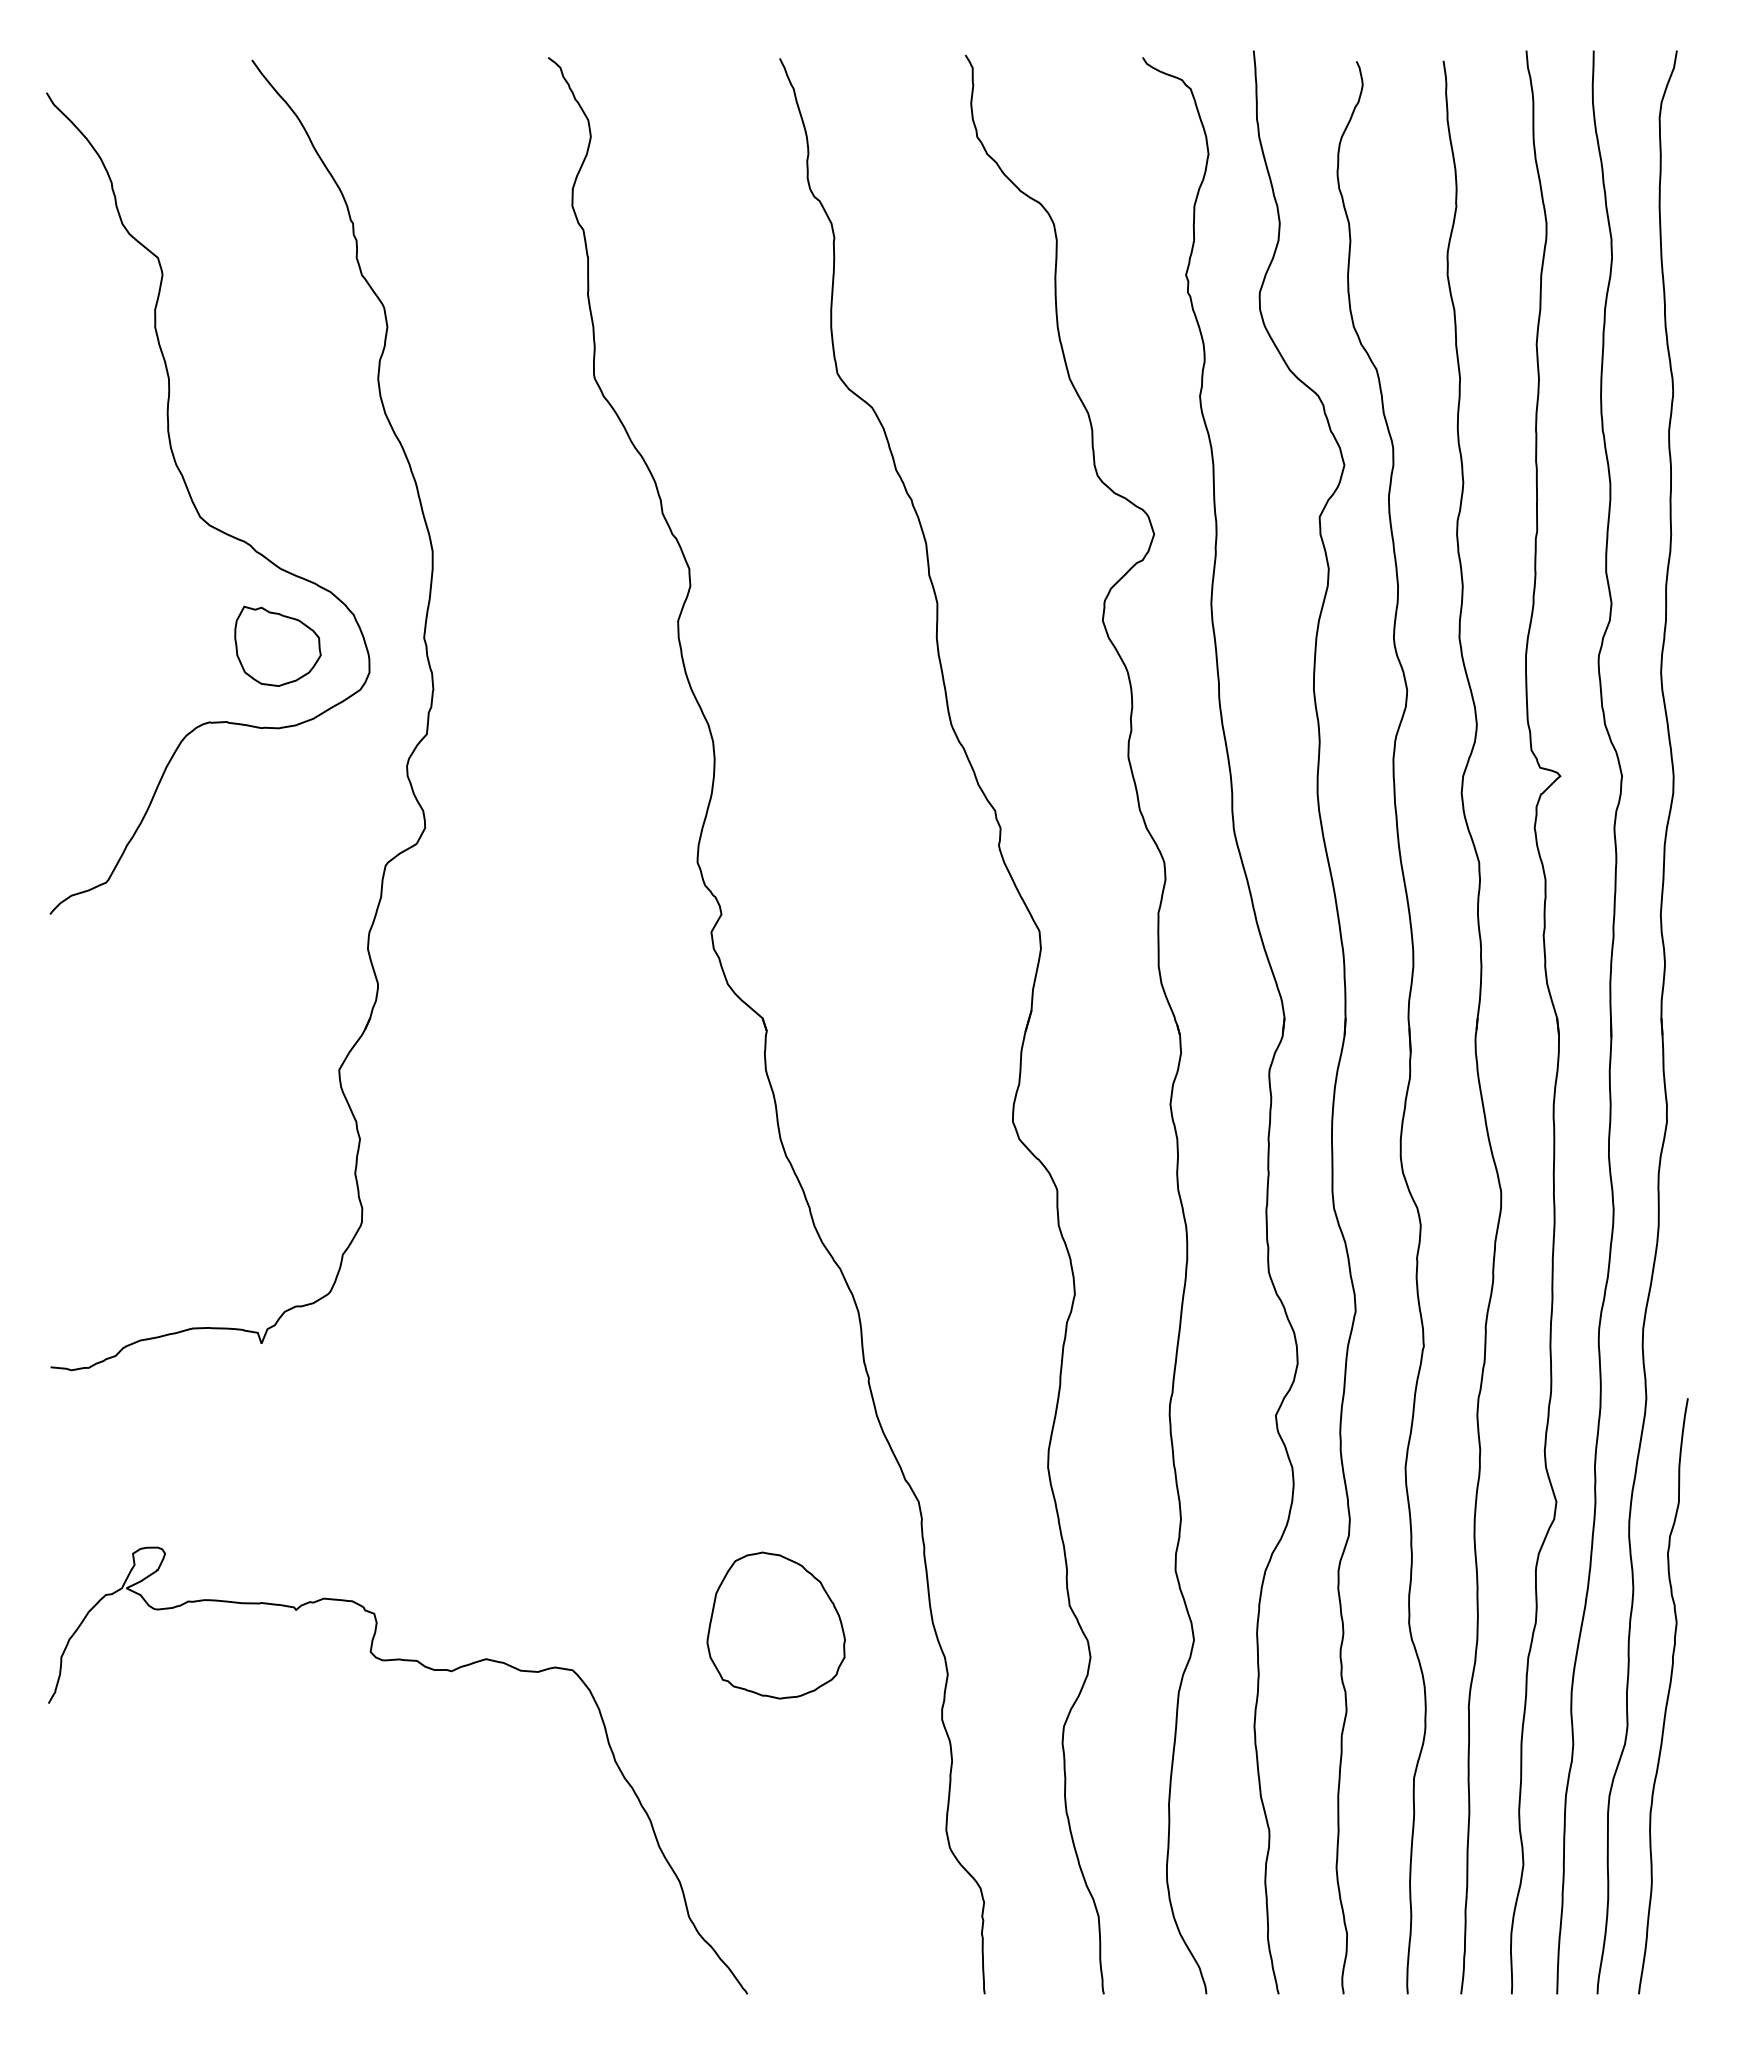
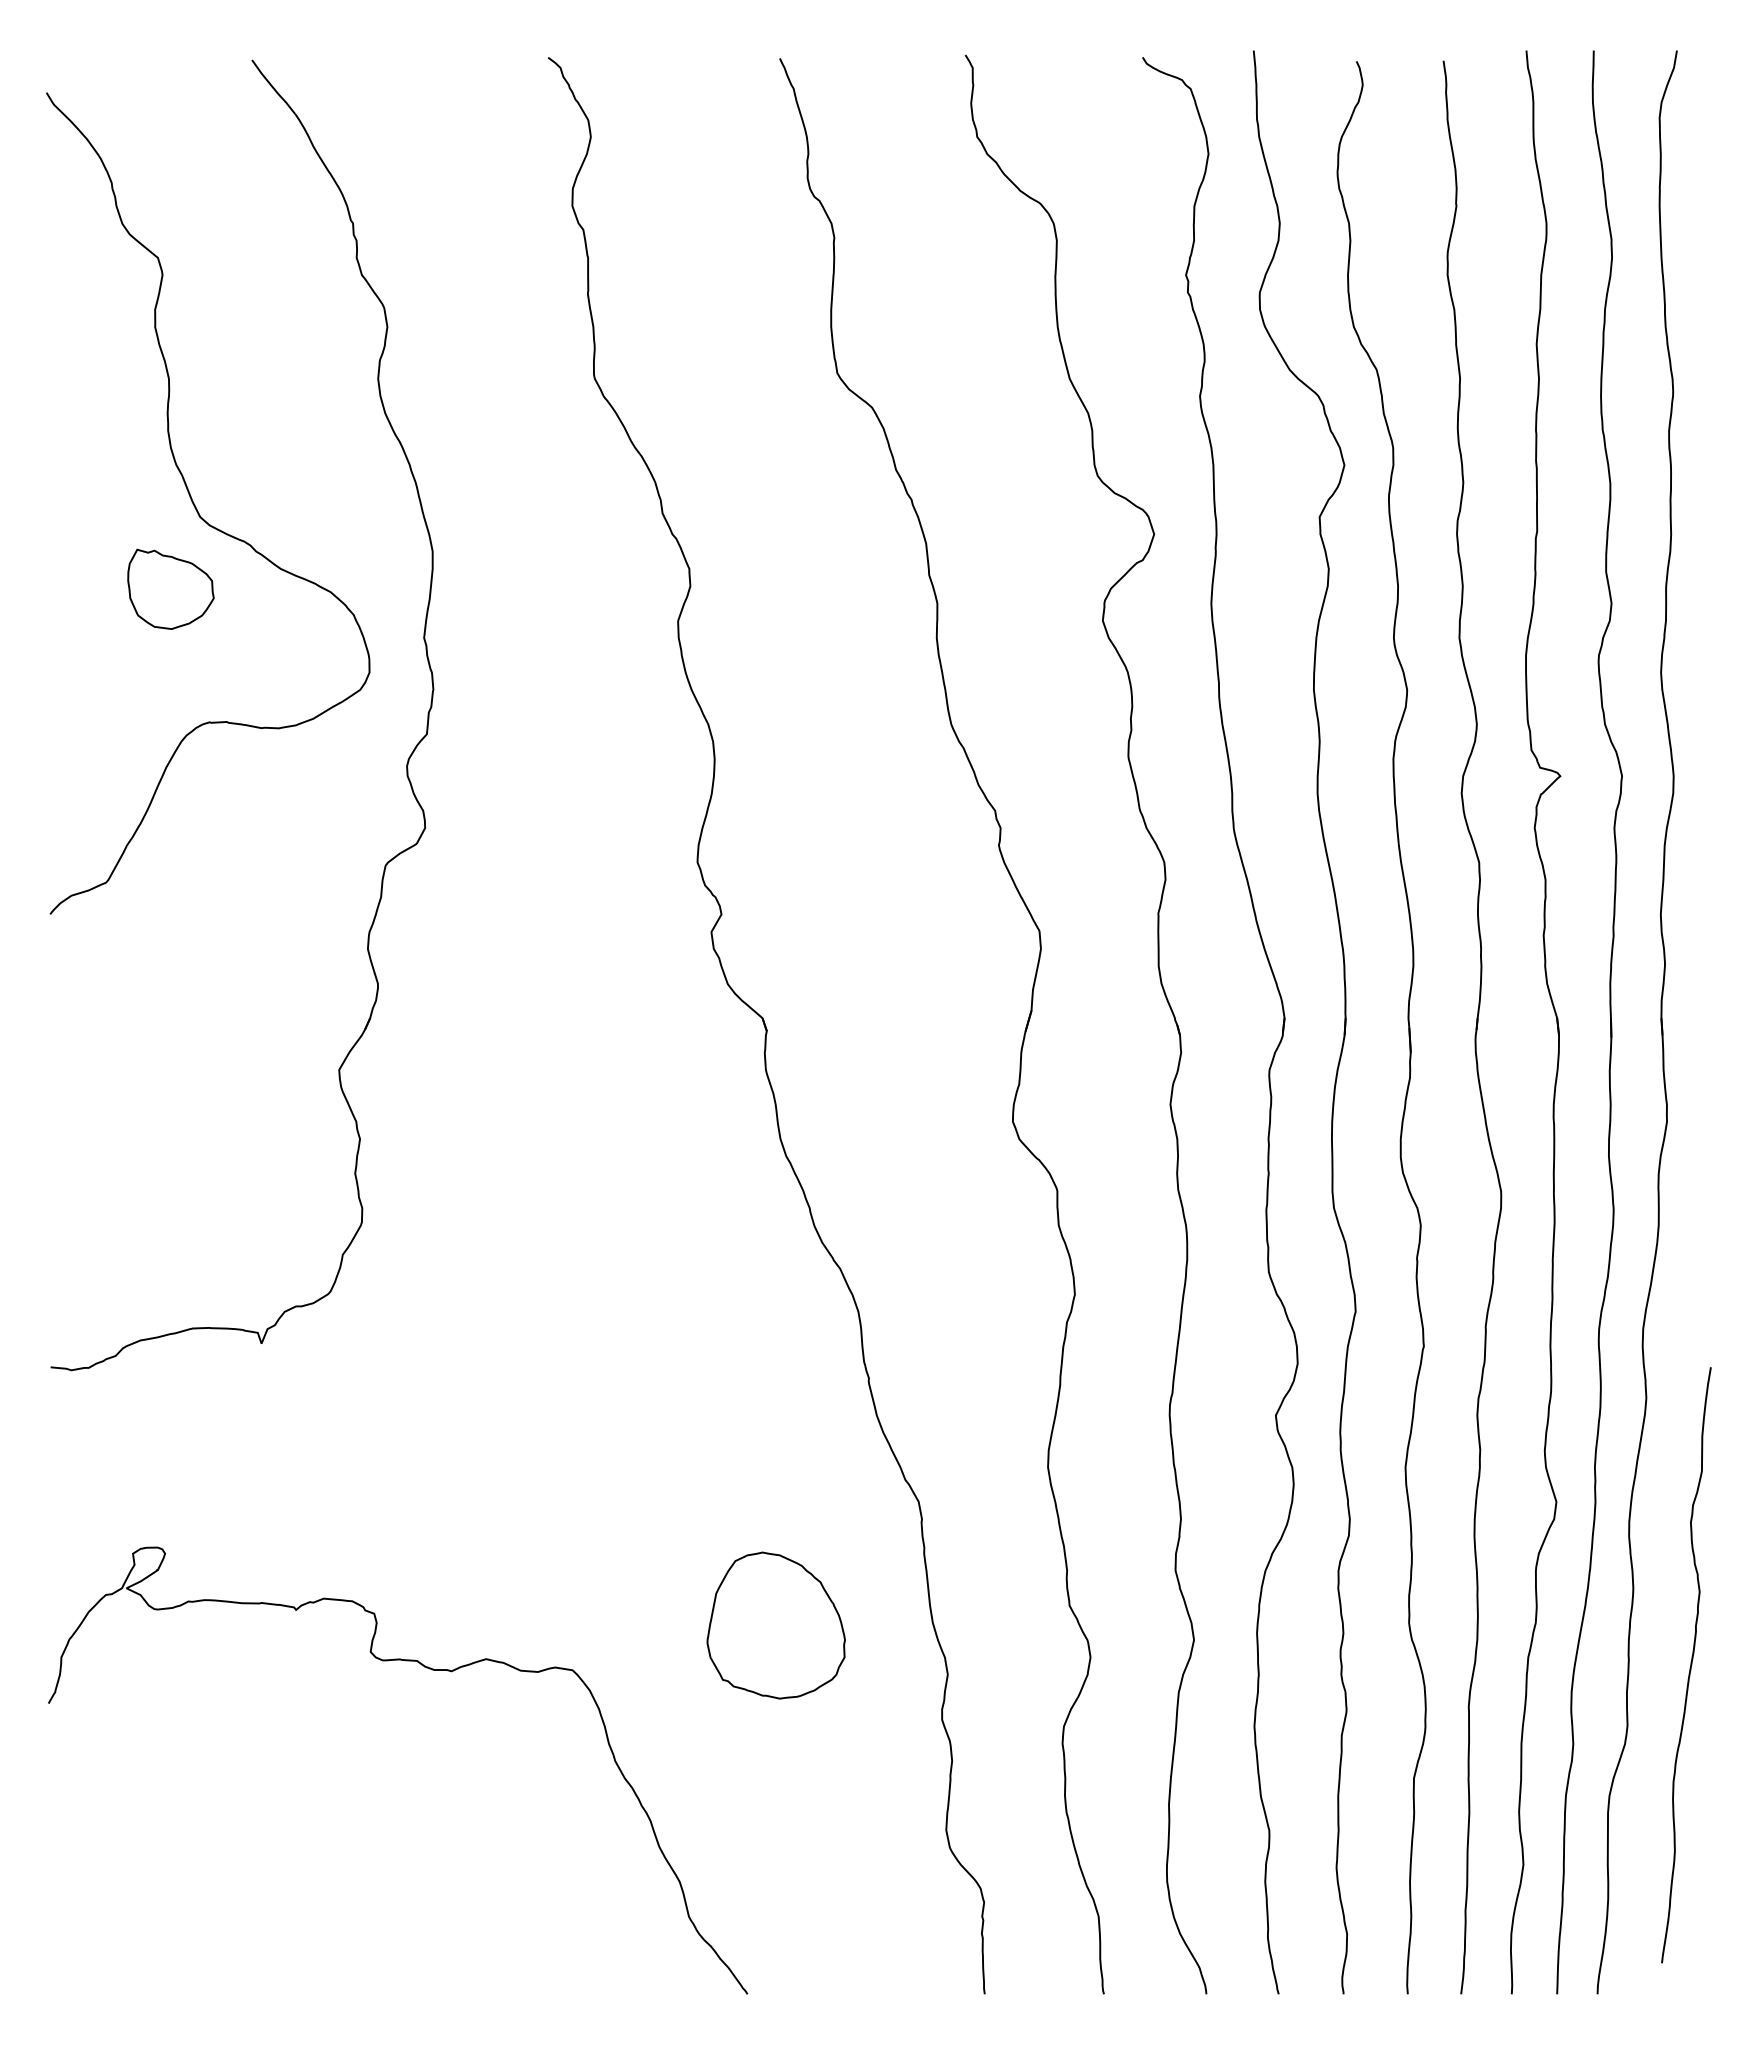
part position: (277, 645) -> (170, 588) (170, 588)
curve position: (1666, 1698) -> (1689, 1667) (1689, 1667)
